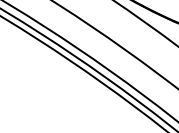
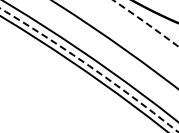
circle: solid -> dashed (145, 23)
circle: solid -> dashed (89, 70)
